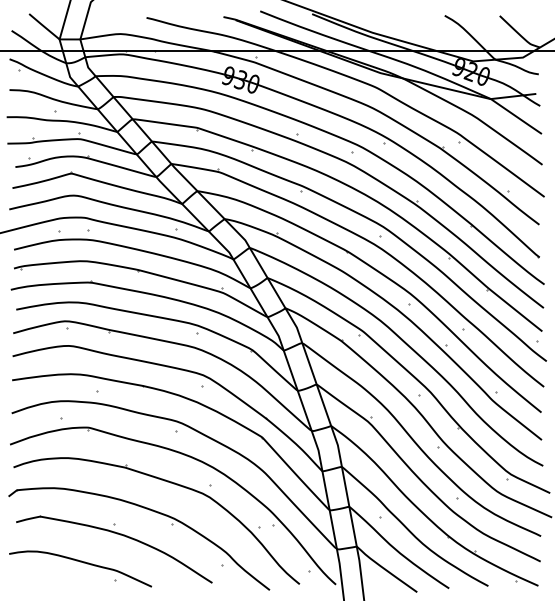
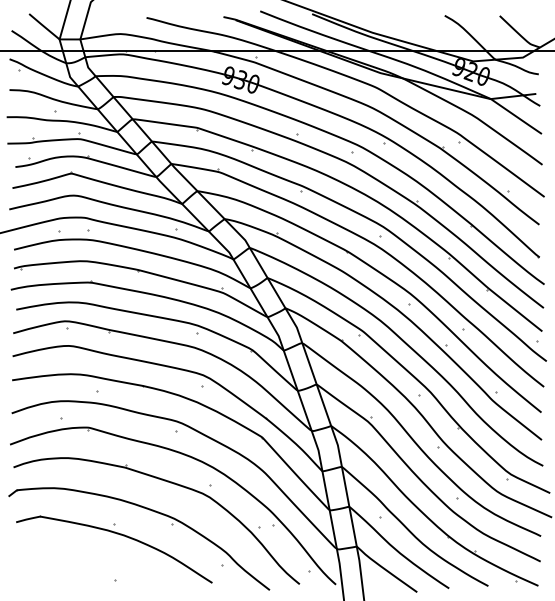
curve: present -> none (83, 563)
